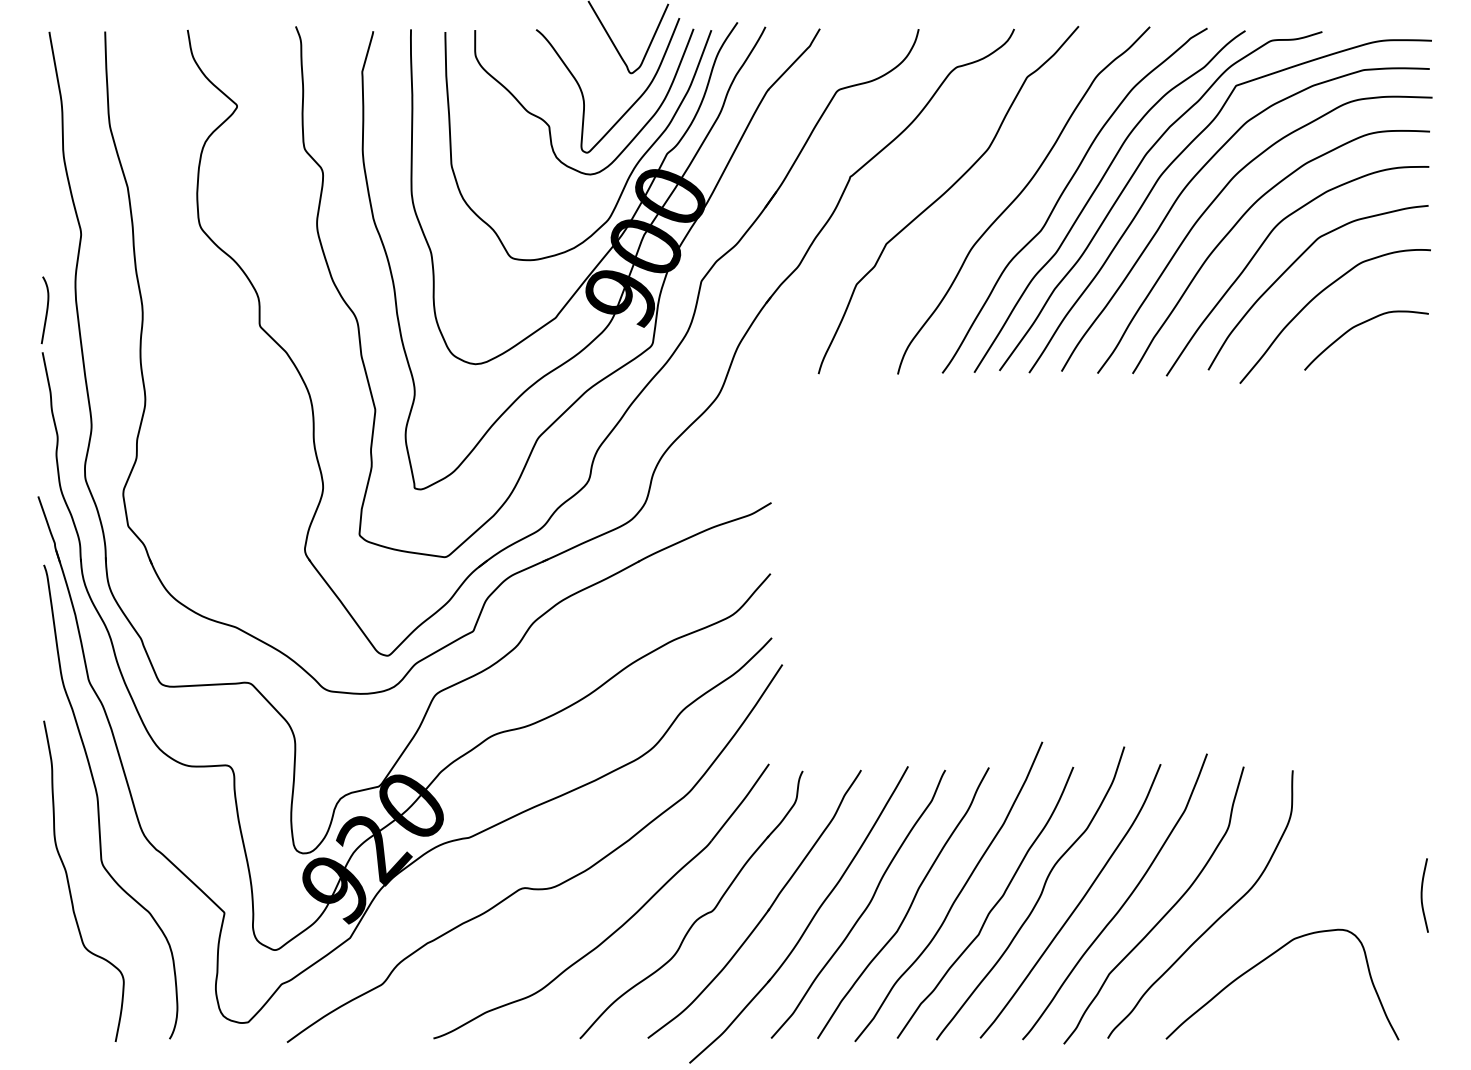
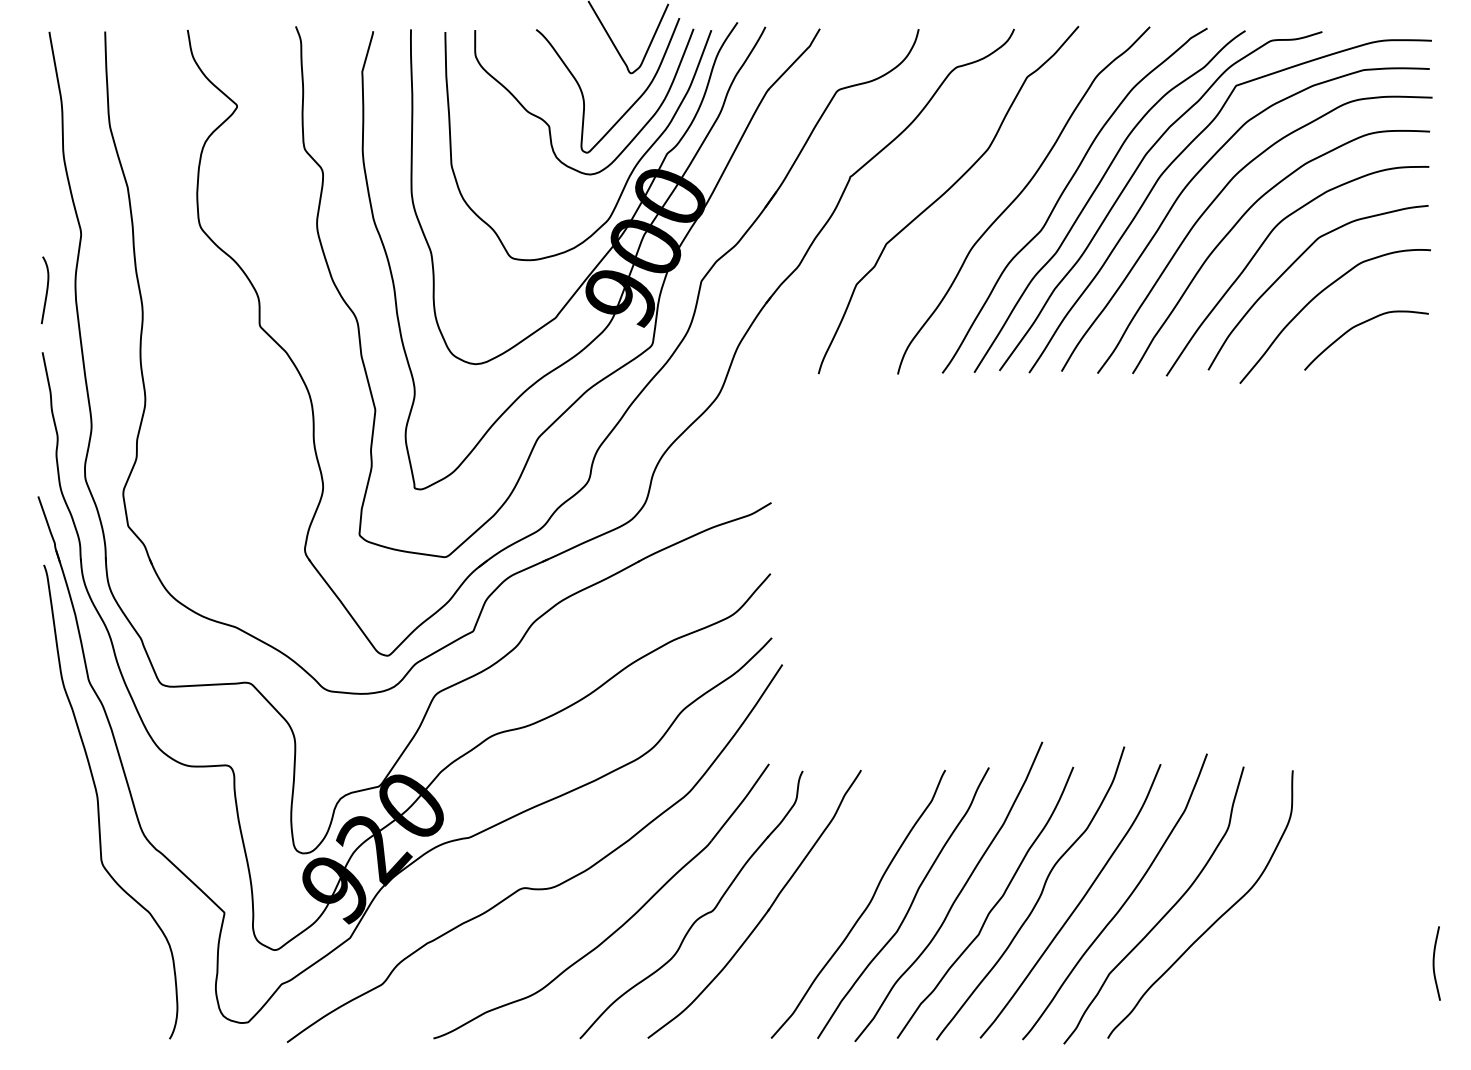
curve position: (46, 310) -> (46, 290) (46, 290)
curve: present -> none (69, 882)
curve position: (1422, 895) -> (1434, 963) (1434, 963)
part: present -> none (809, 921)
curve: present -> none (1265, 960)
